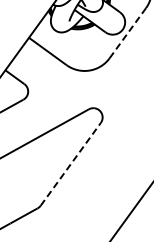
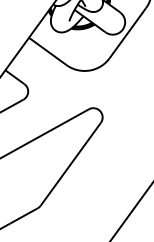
line: dashed -> solid (127, 33)
line: dashed -> solid (71, 163)
